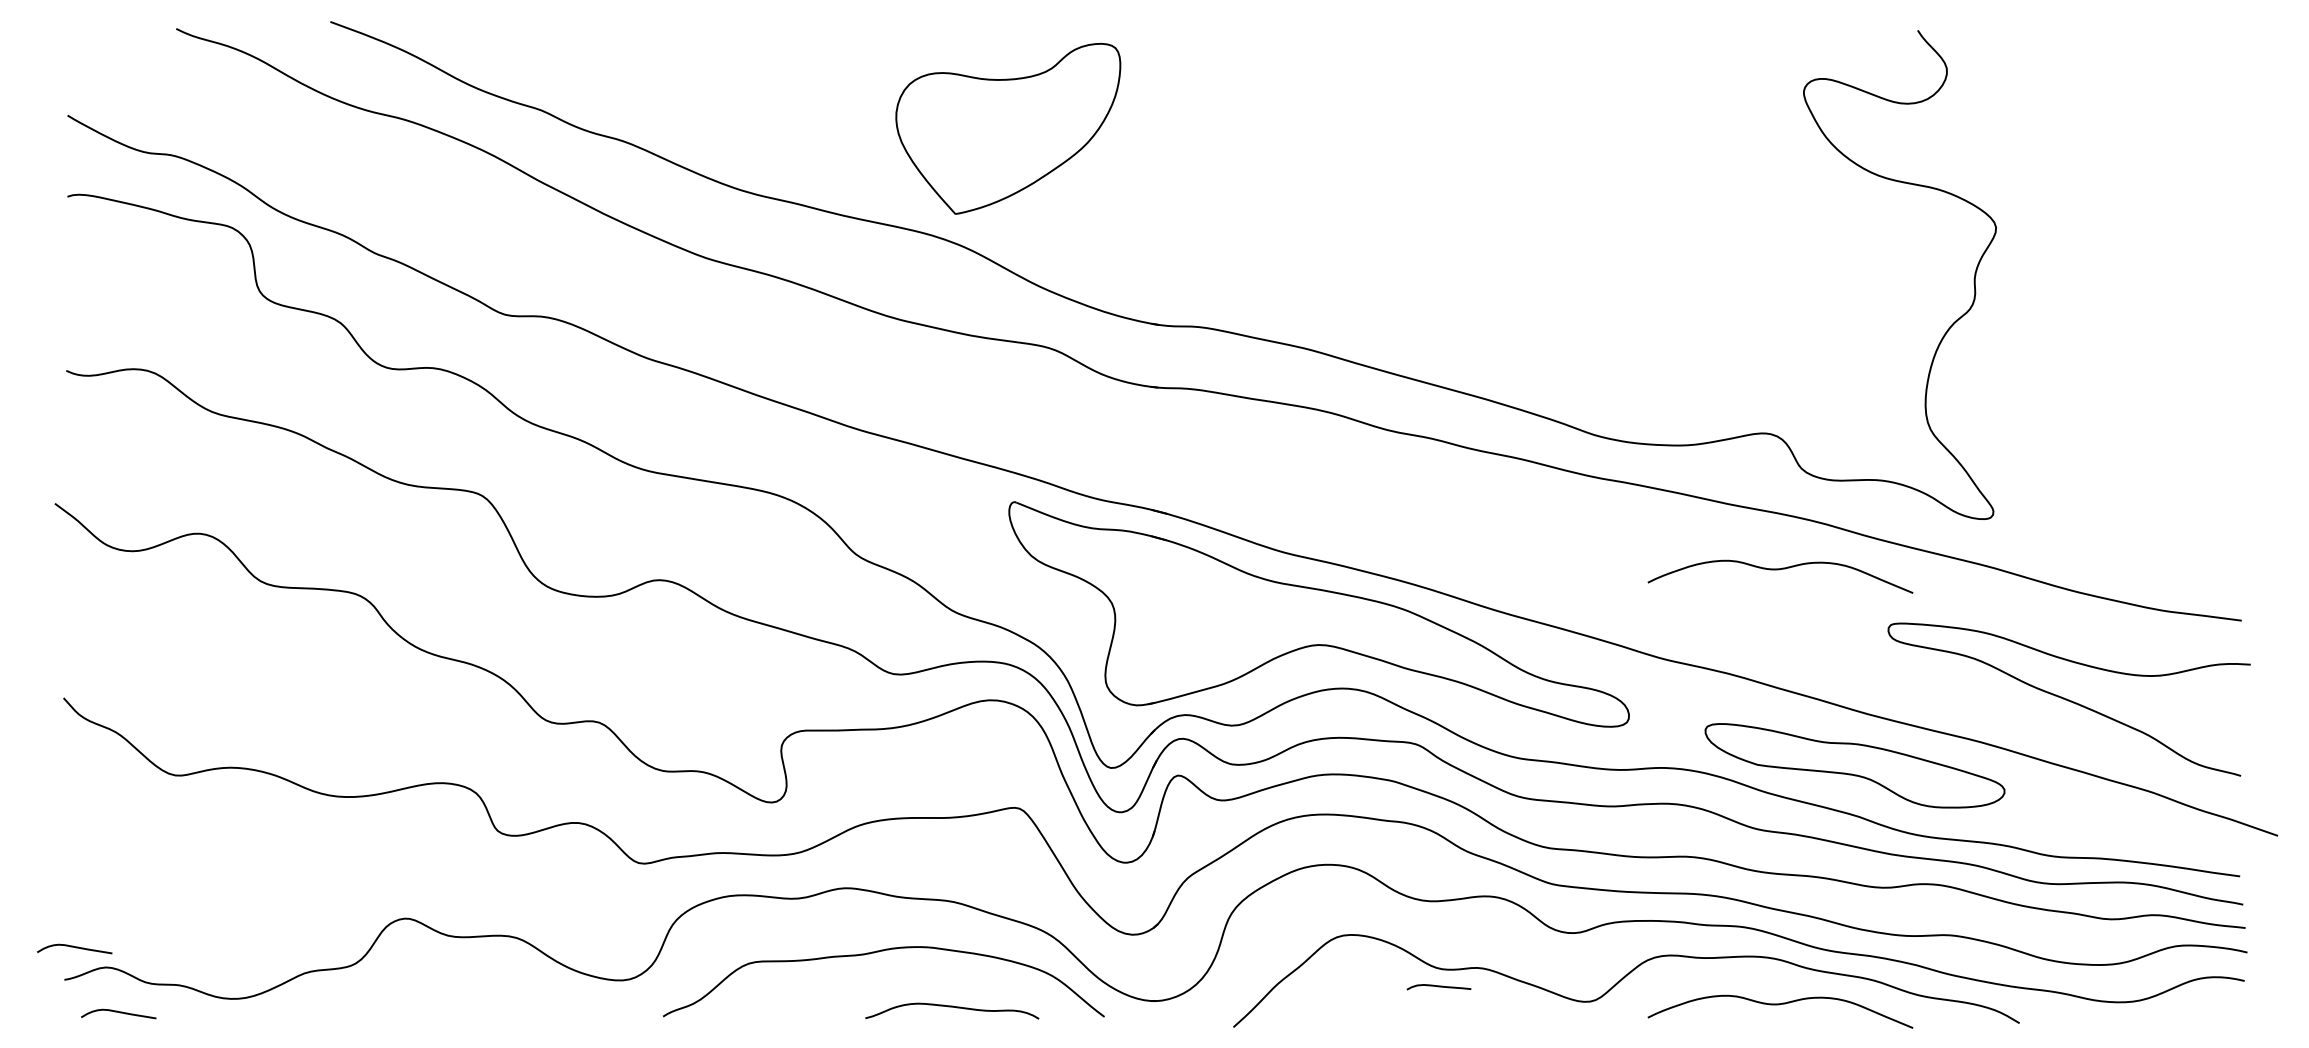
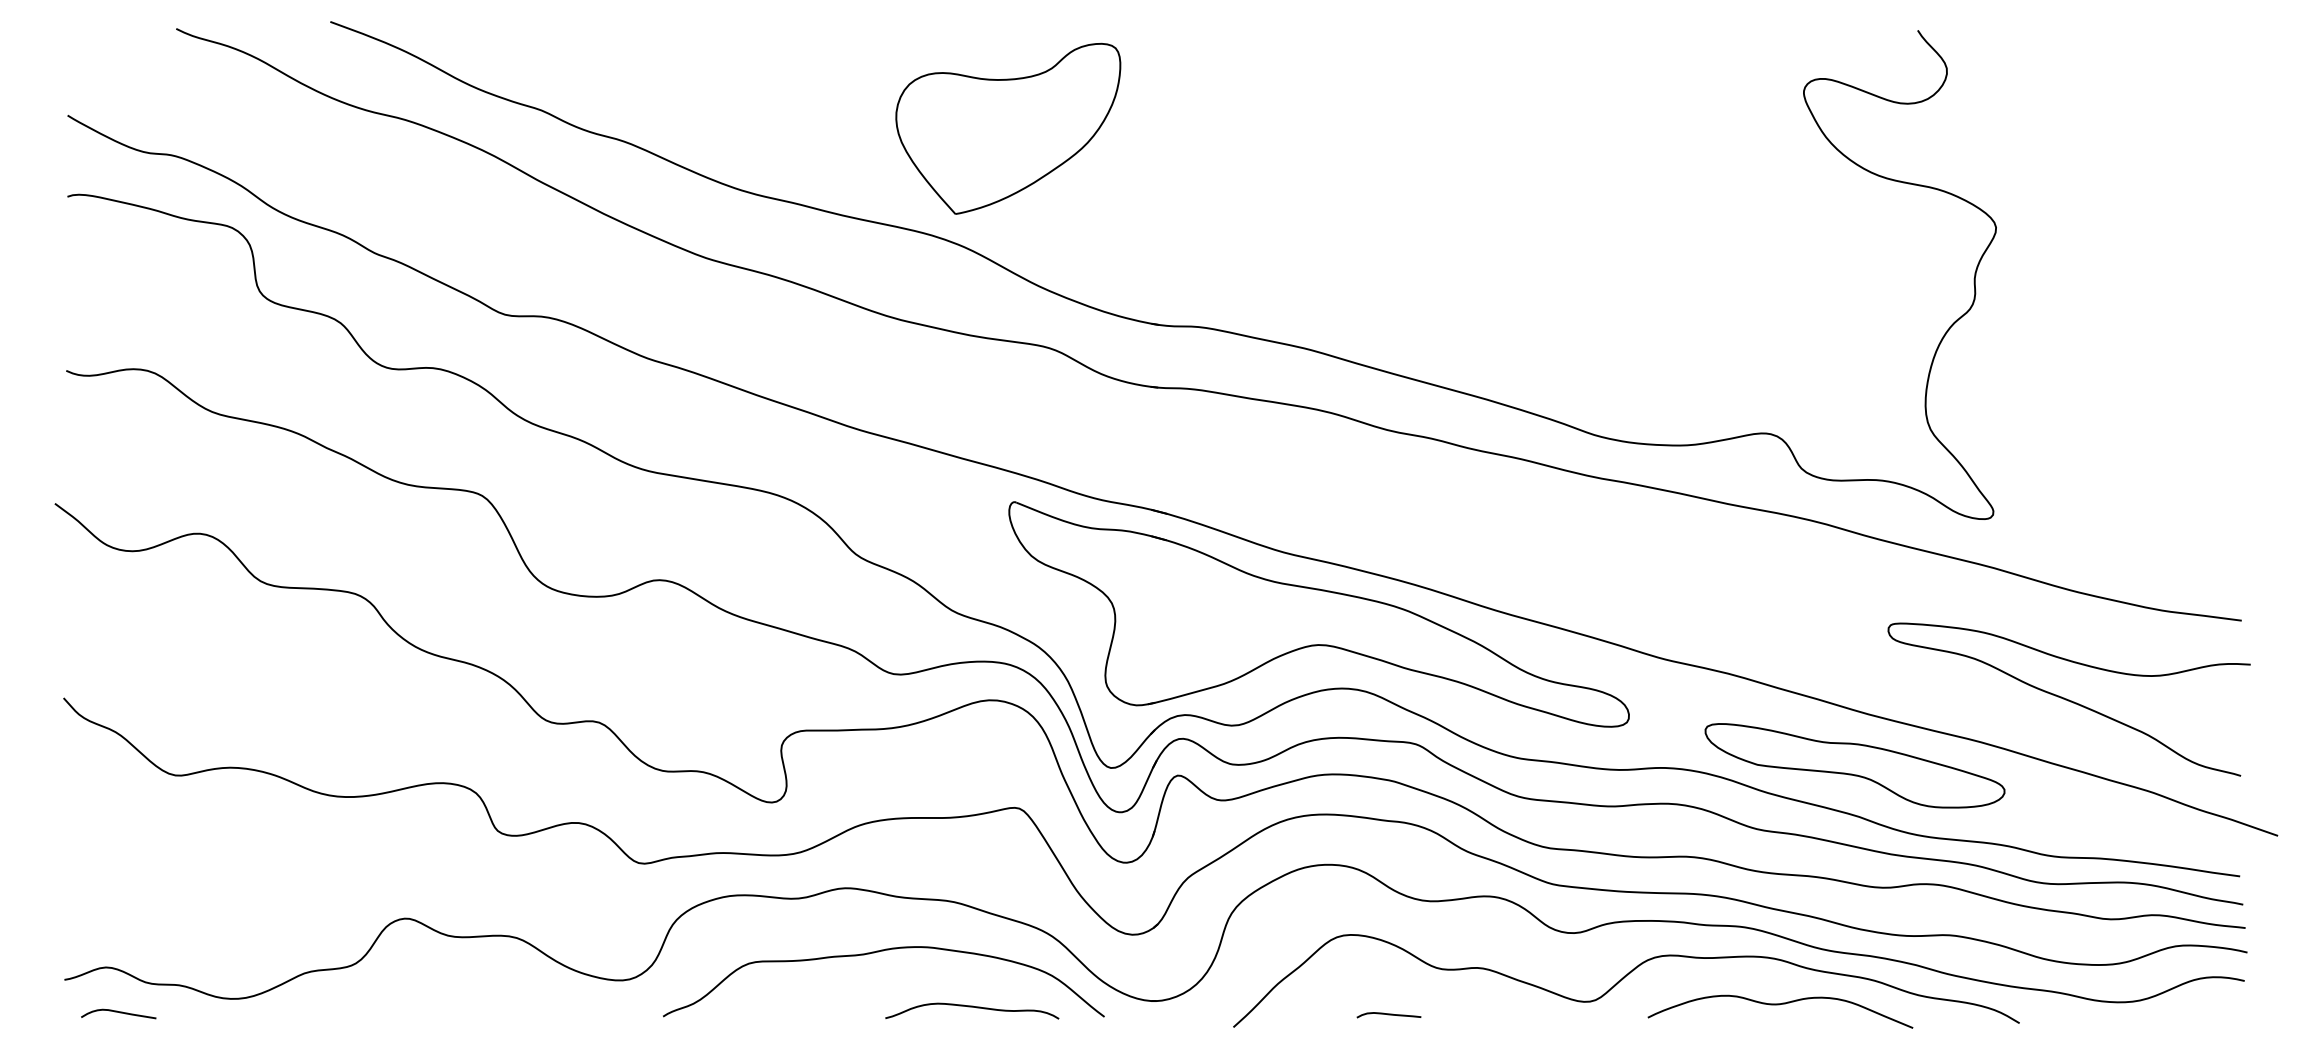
curve: present -> none (1779, 570)
curve: present -> none (74, 947)
curve position: (1438, 987) -> (1388, 1015) (1388, 1015)
curve position: (952, 1007) -> (972, 1007) (972, 1007)
